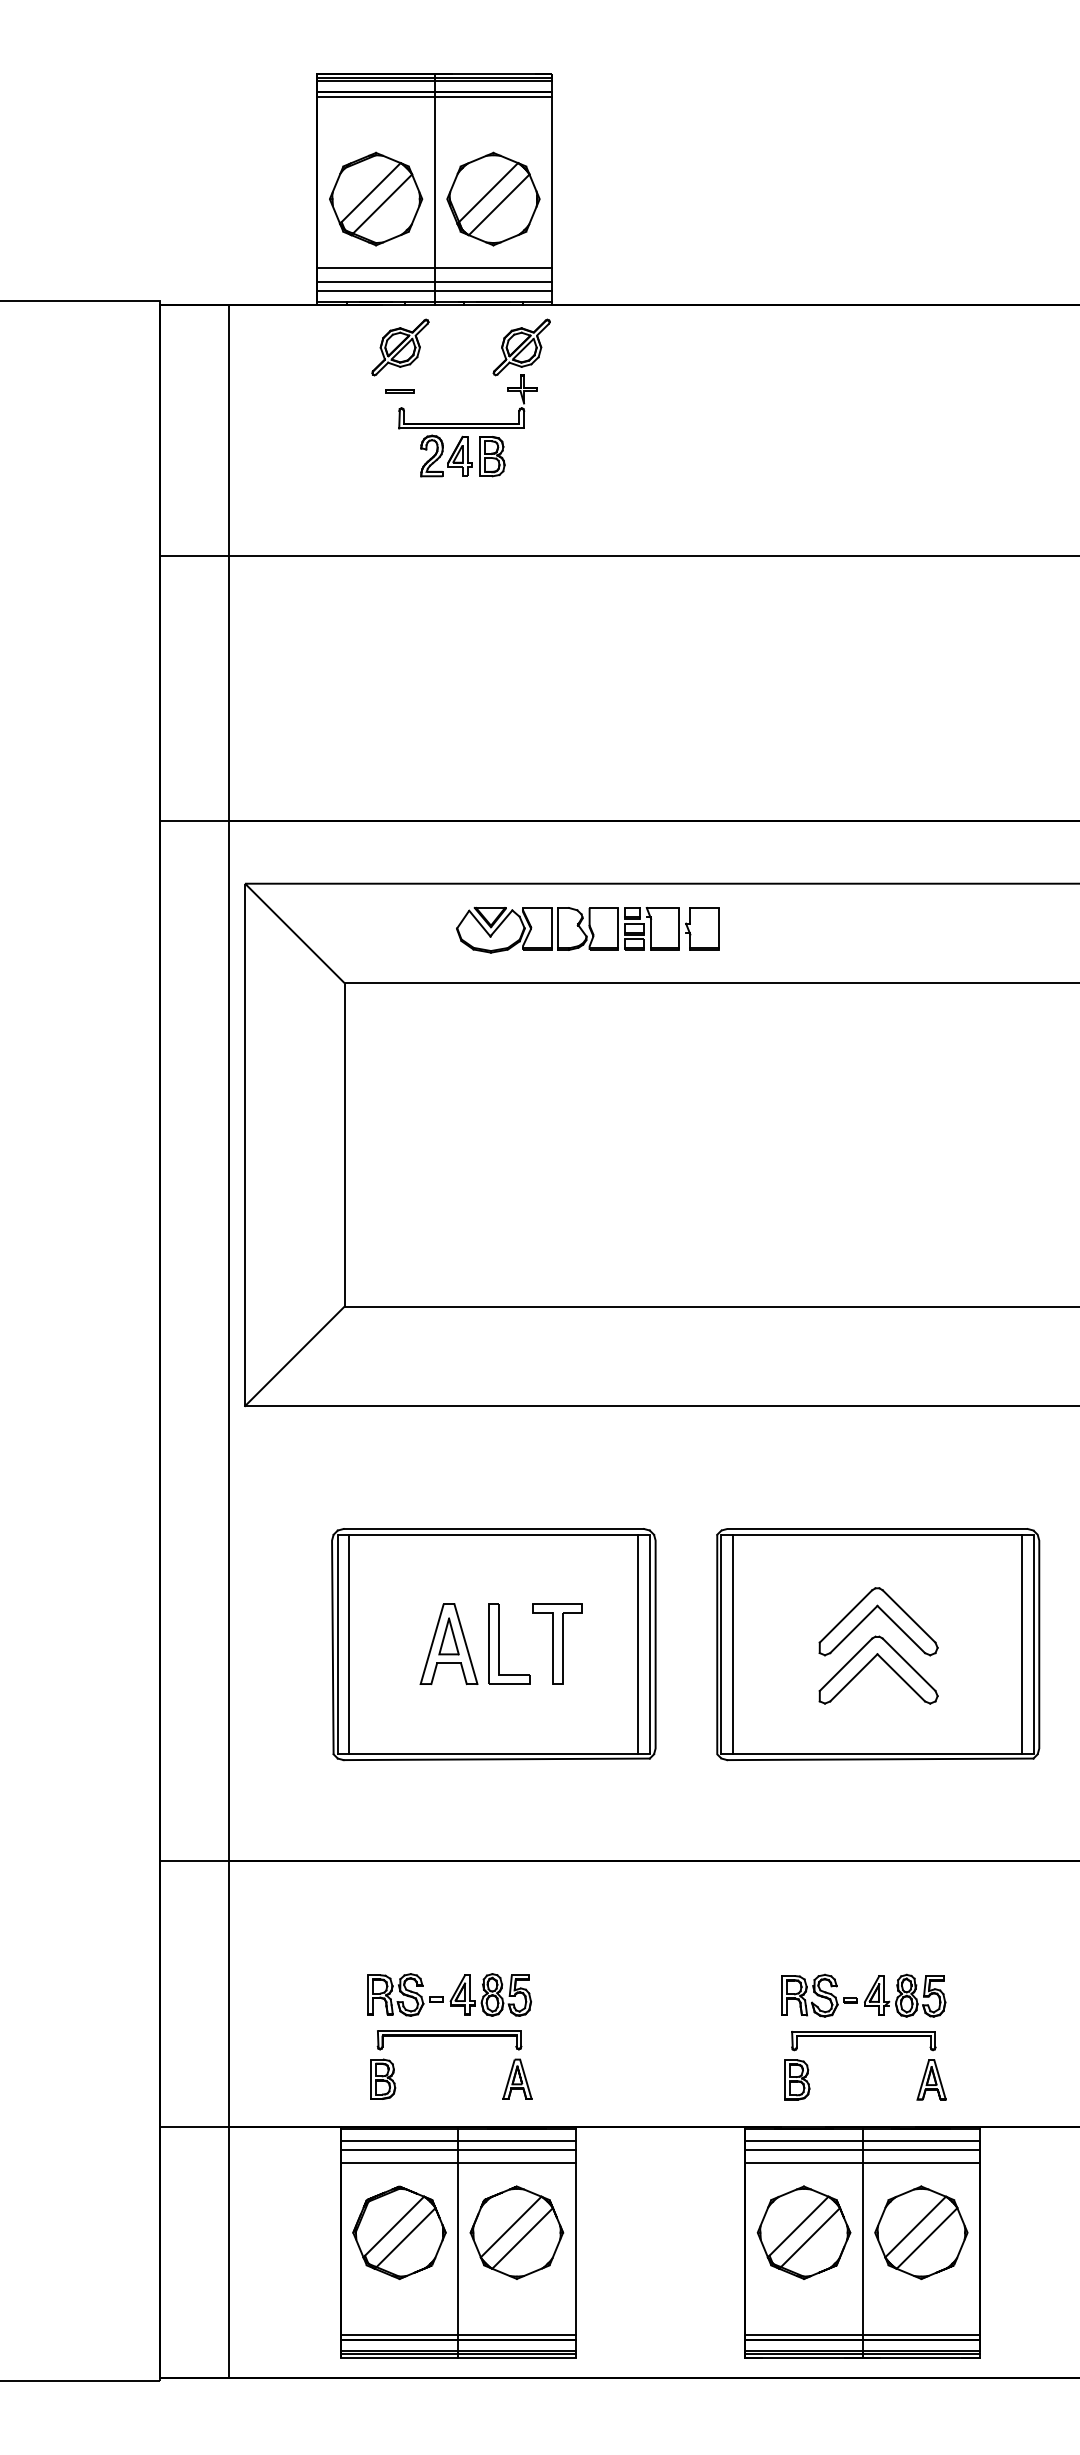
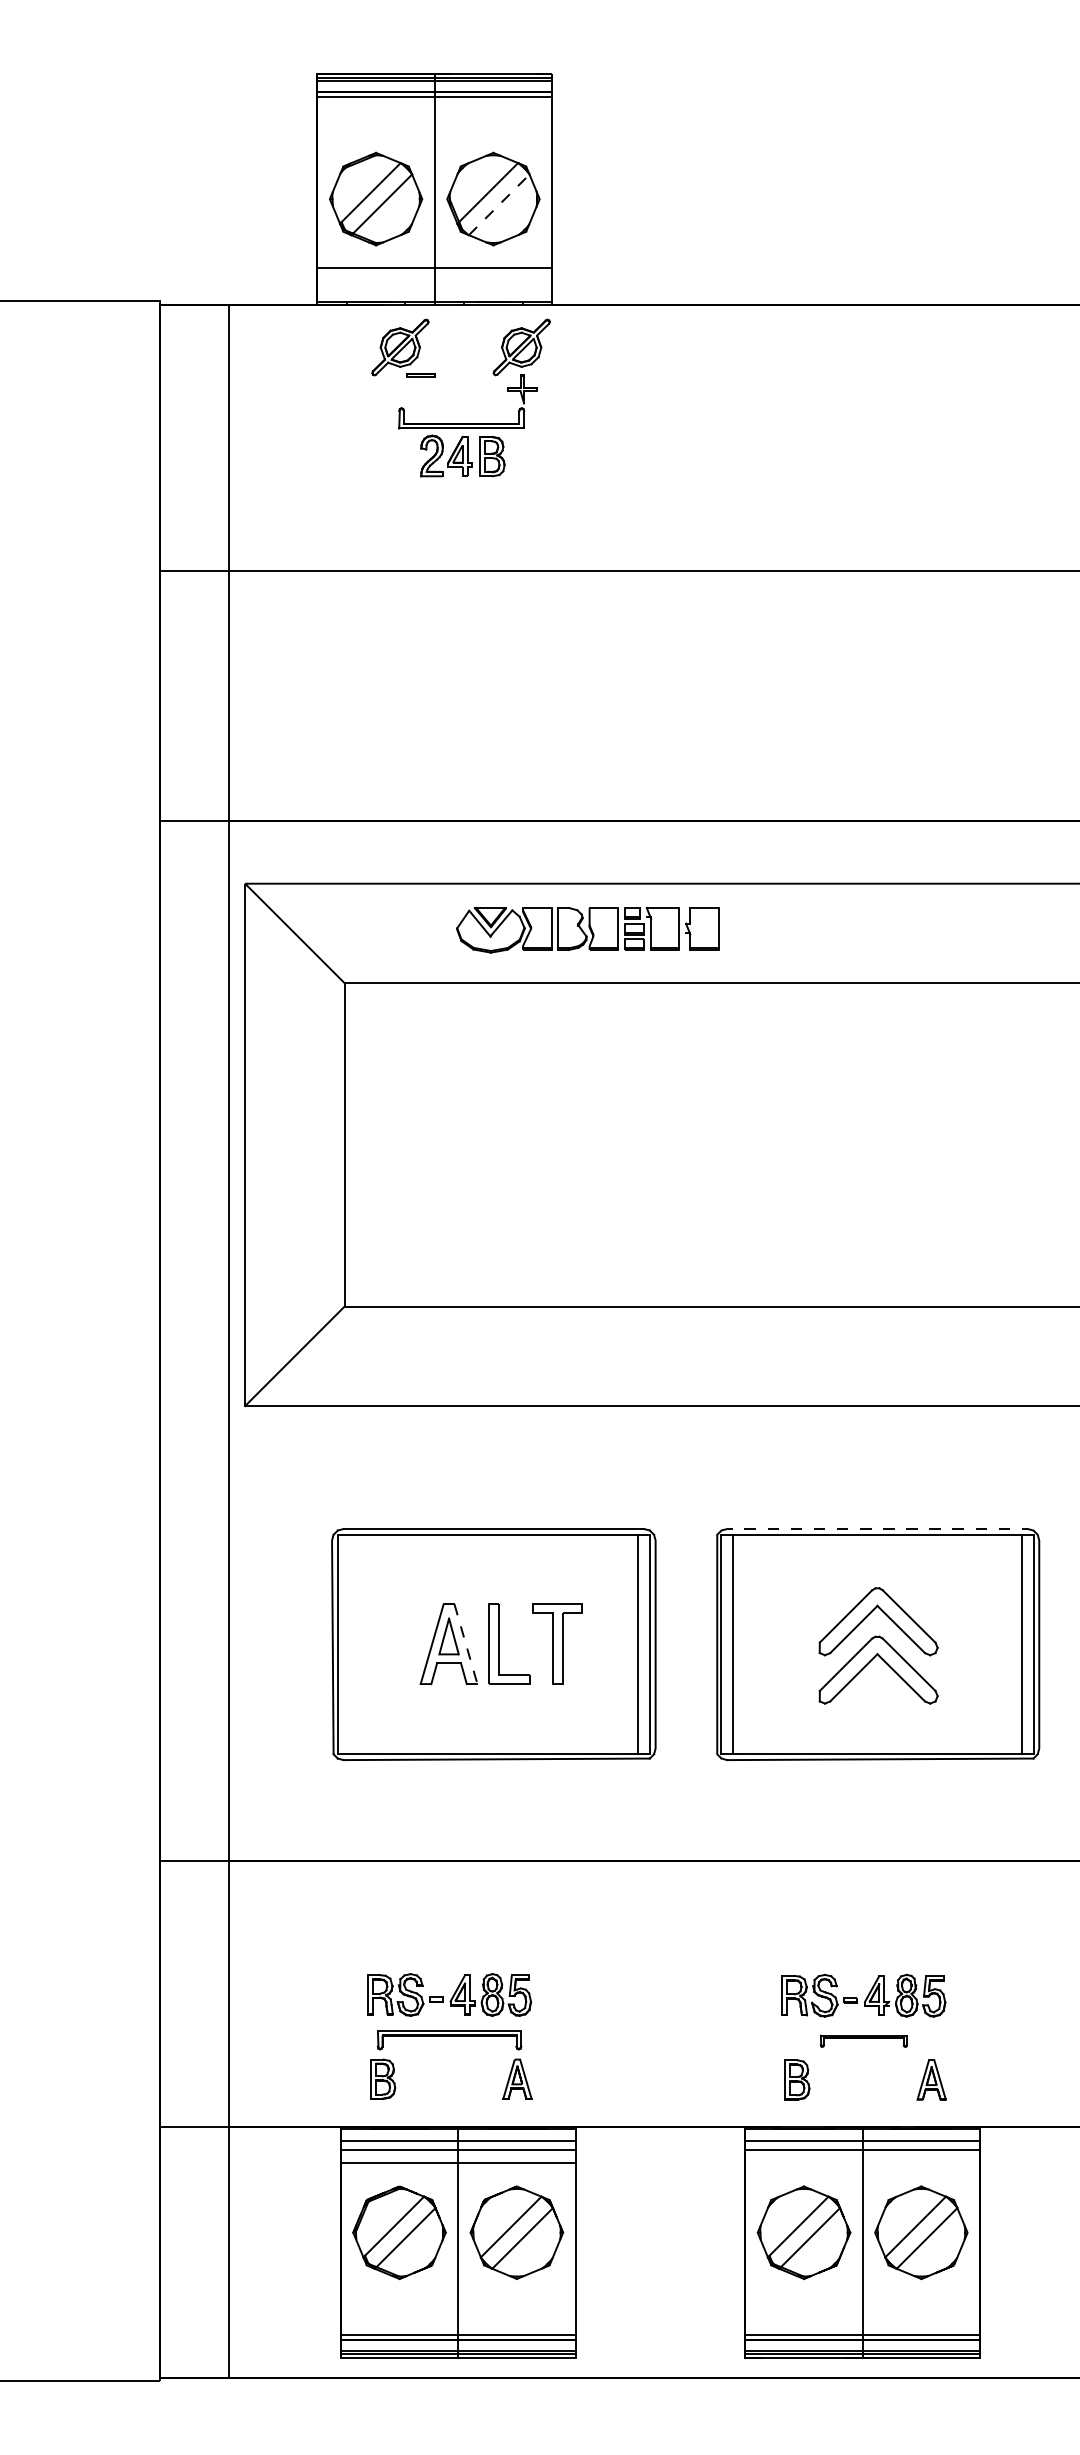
line: solid -> dashed (499, 204)
line: present -> none (434, 282)
line: present -> none (434, 290)
line position: (399, 390) -> (420, 374) (420, 374)
line position: (617, 555) -> (617, 570) (617, 570)
line: solid -> dashed (874, 1528)
line: present -> none (349, 1644)
line: solid -> dashed (465, 1644)
part size: 146x21 px -> 89x14 px (863, 2040)
line: present -> none (862, 2163)
